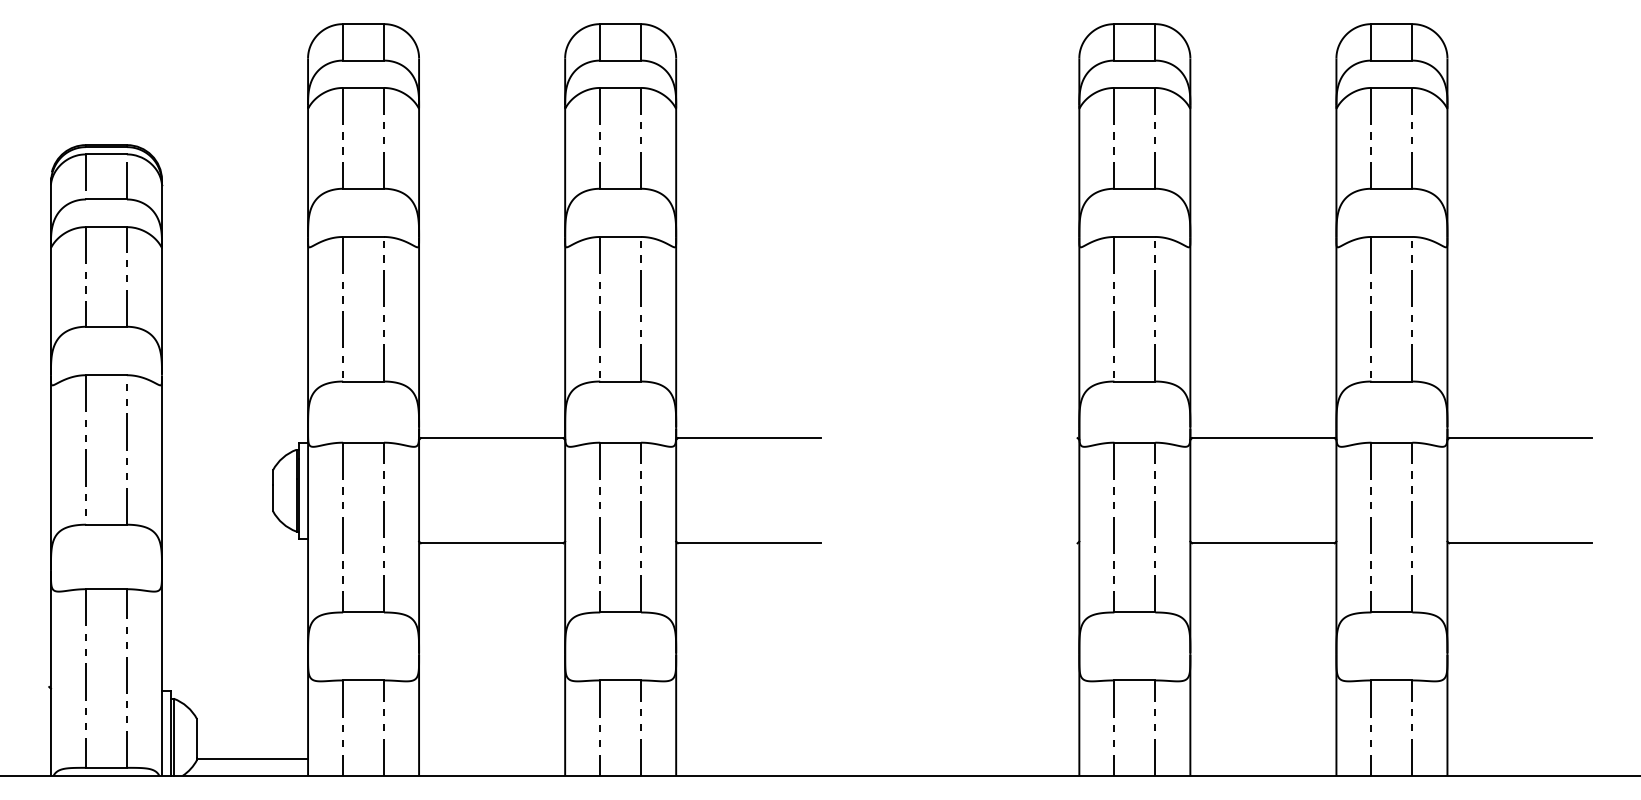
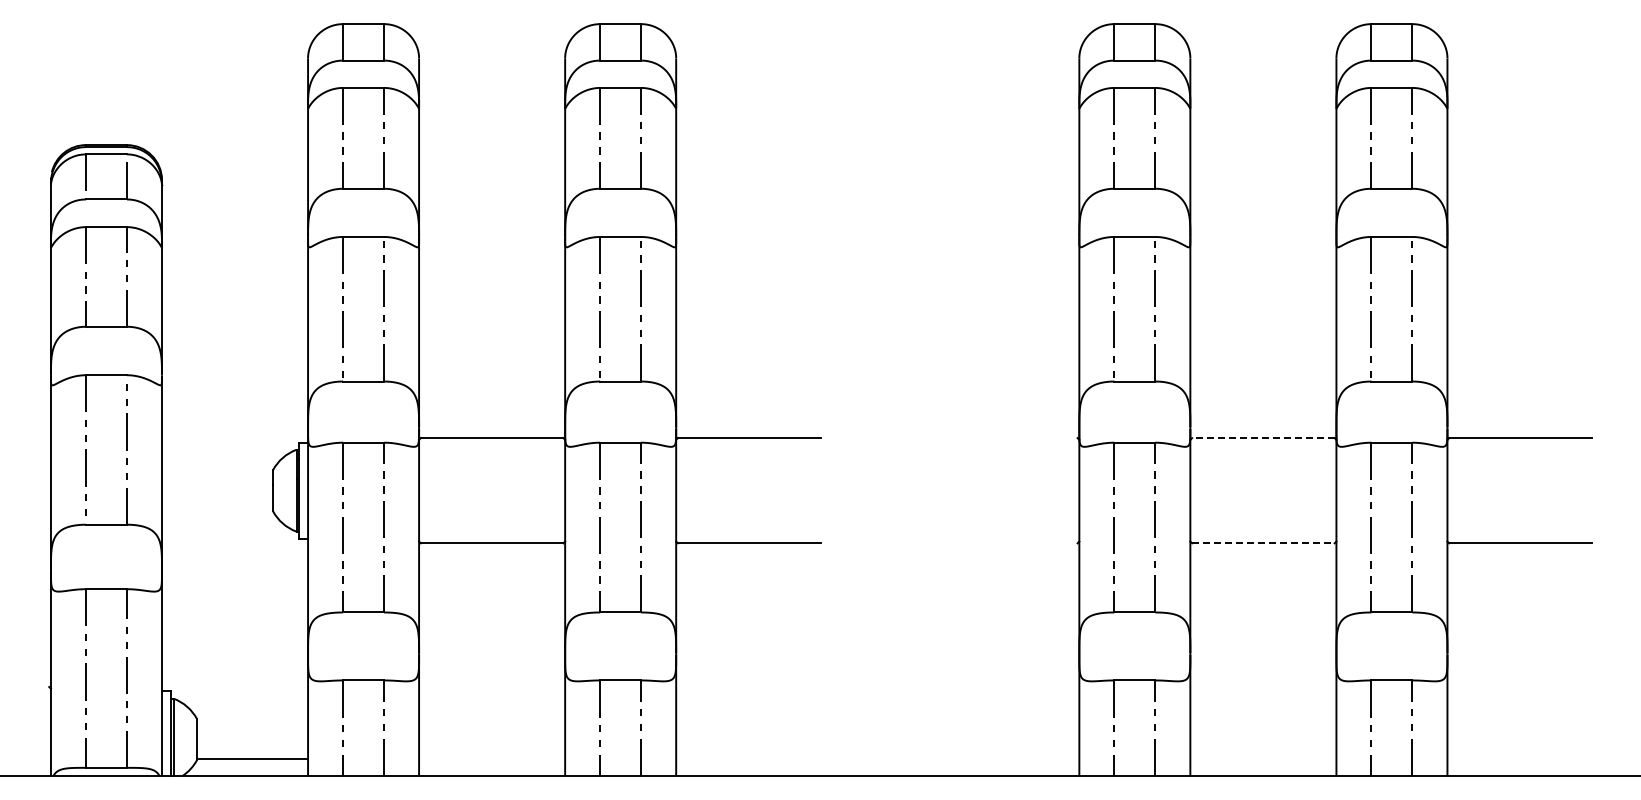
line: solid -> dashed (1262, 438)
line: solid -> dashed (1263, 543)
